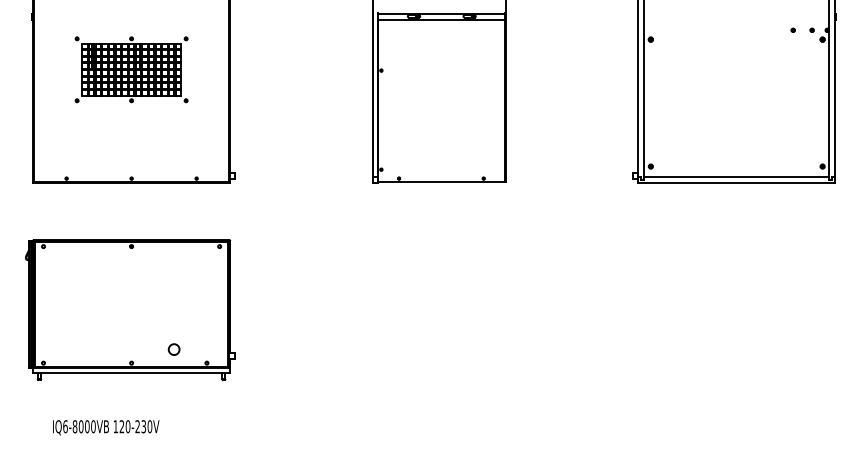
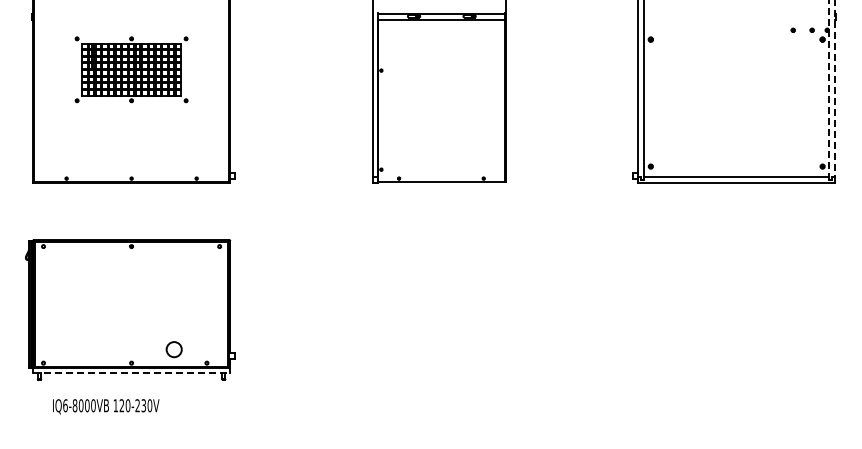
line: solid -> dashed (835, 89)
line: solid -> dashed (829, 90)
circle size: 14x13 px -> 18x18 px (173, 349)
line: solid -> dashed (131, 372)
text position: (106, 427) -> (106, 406) (106, 406)
